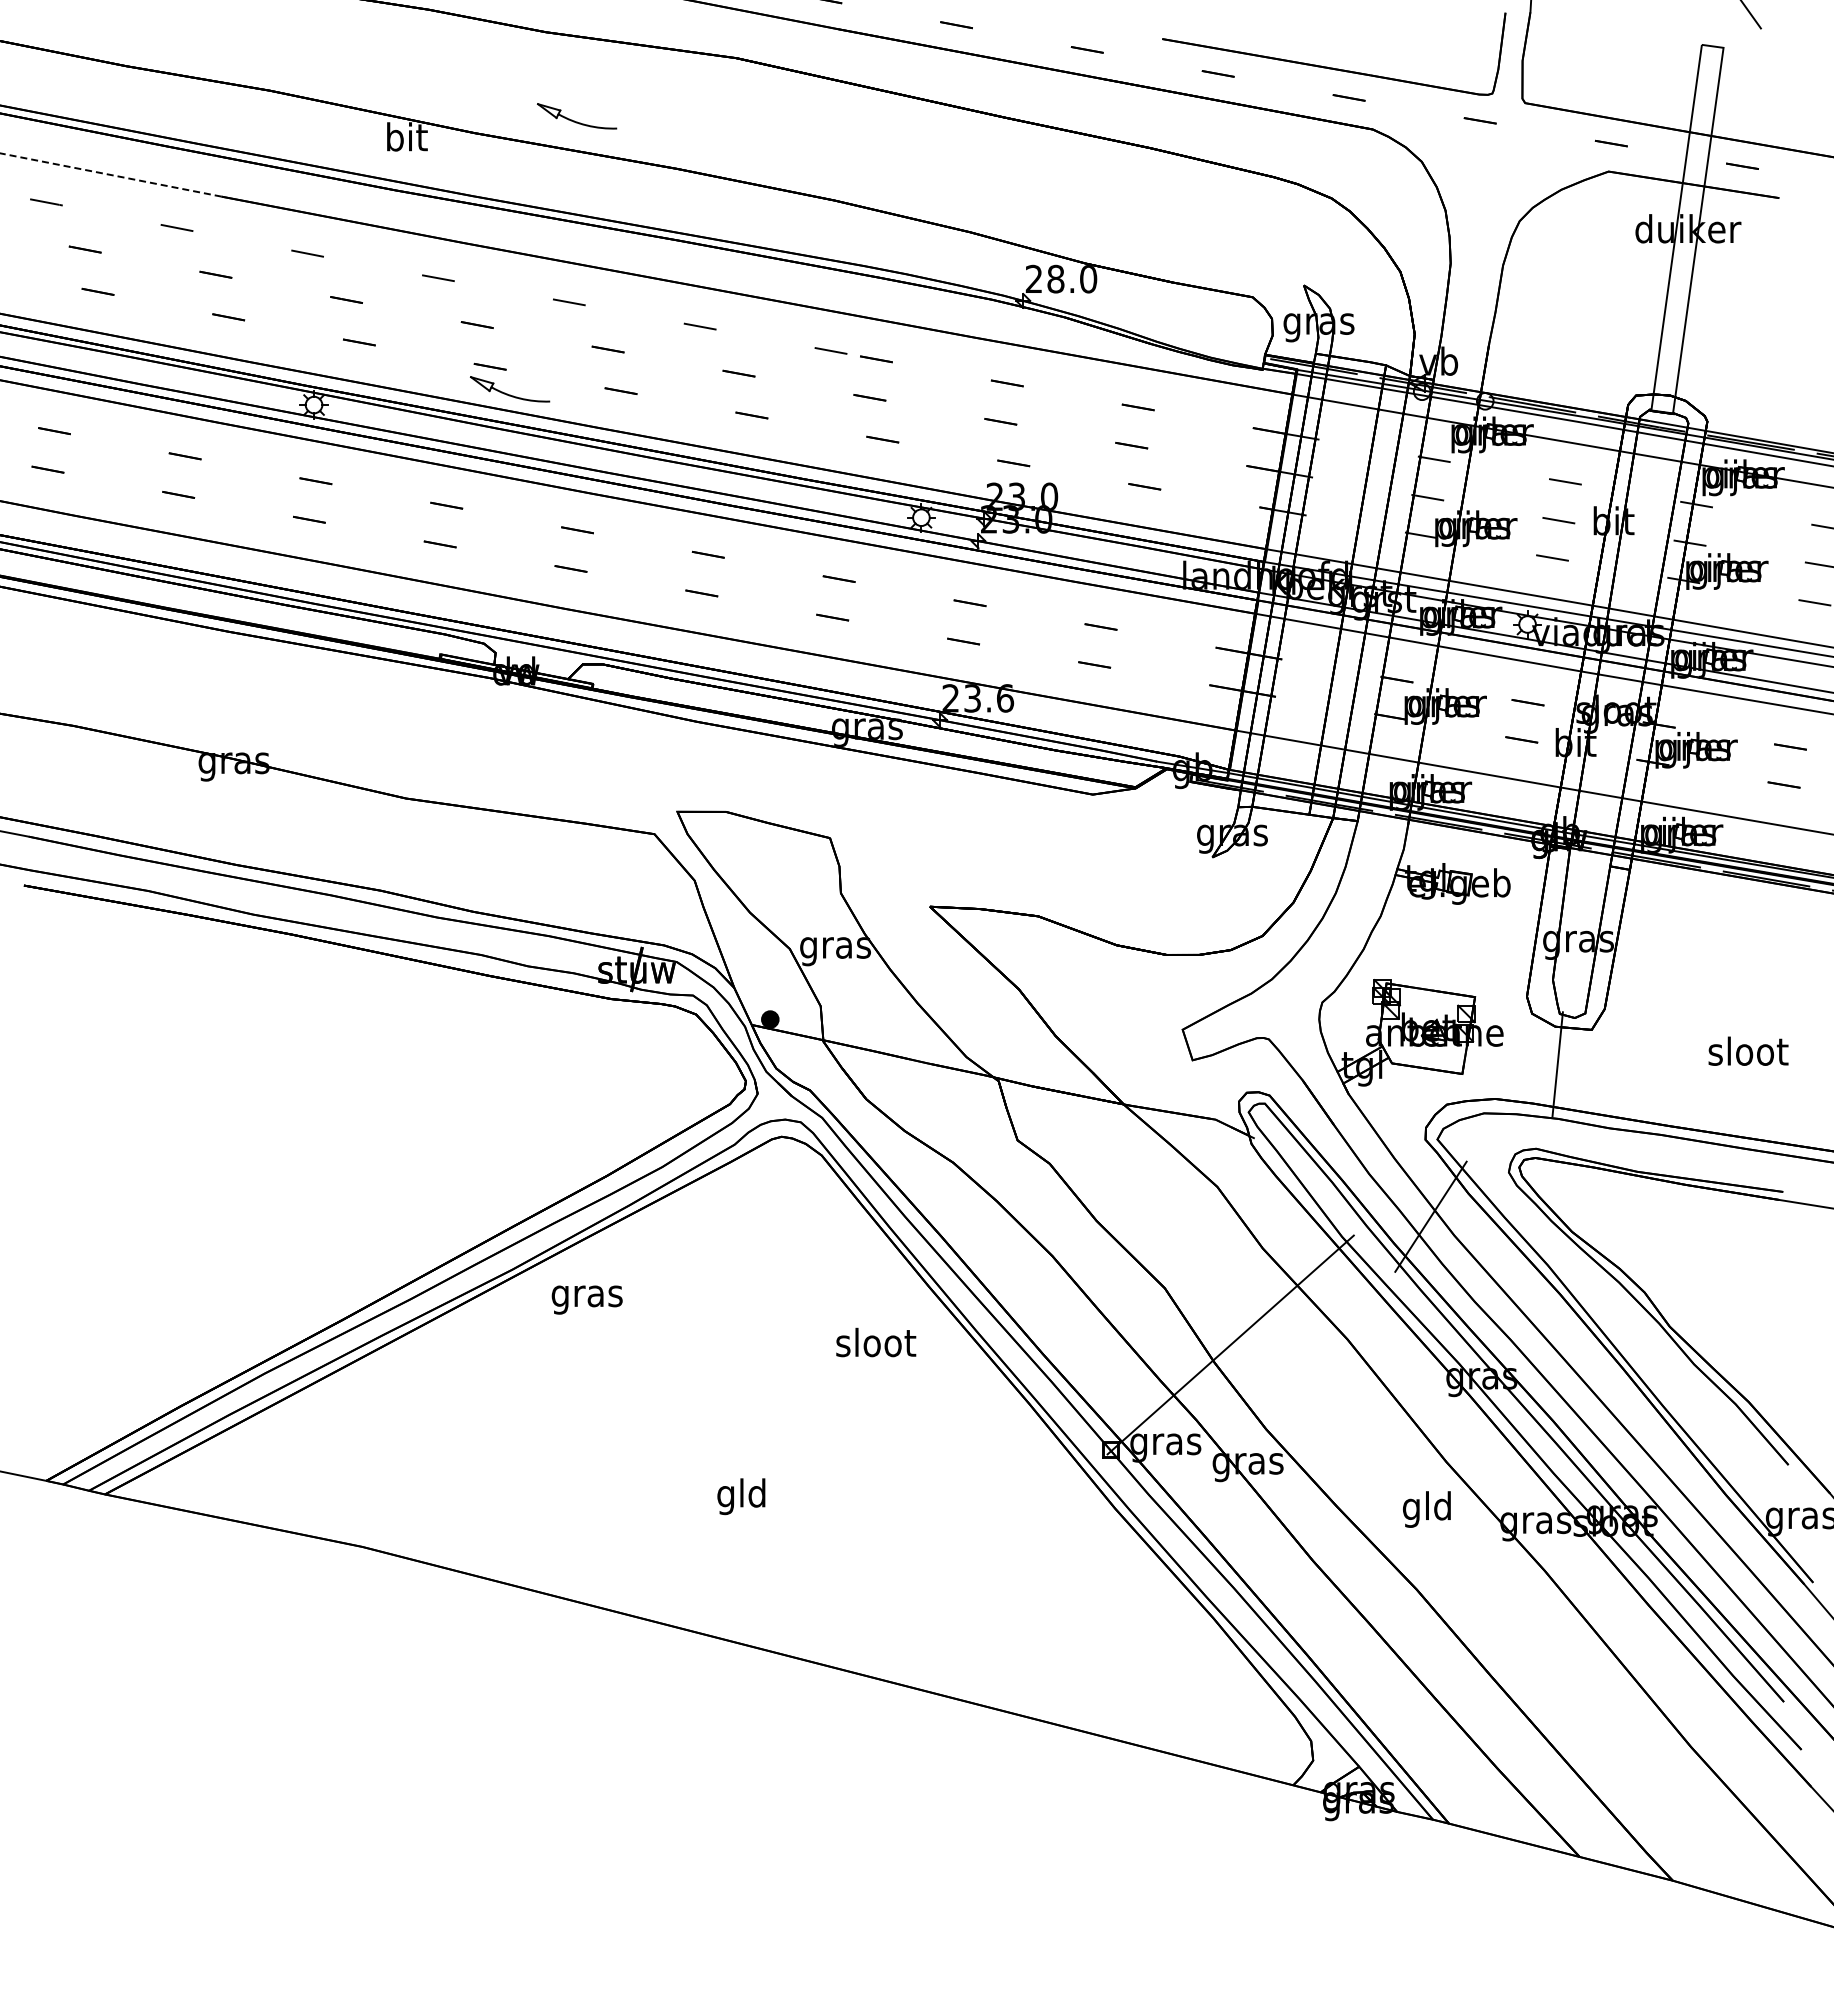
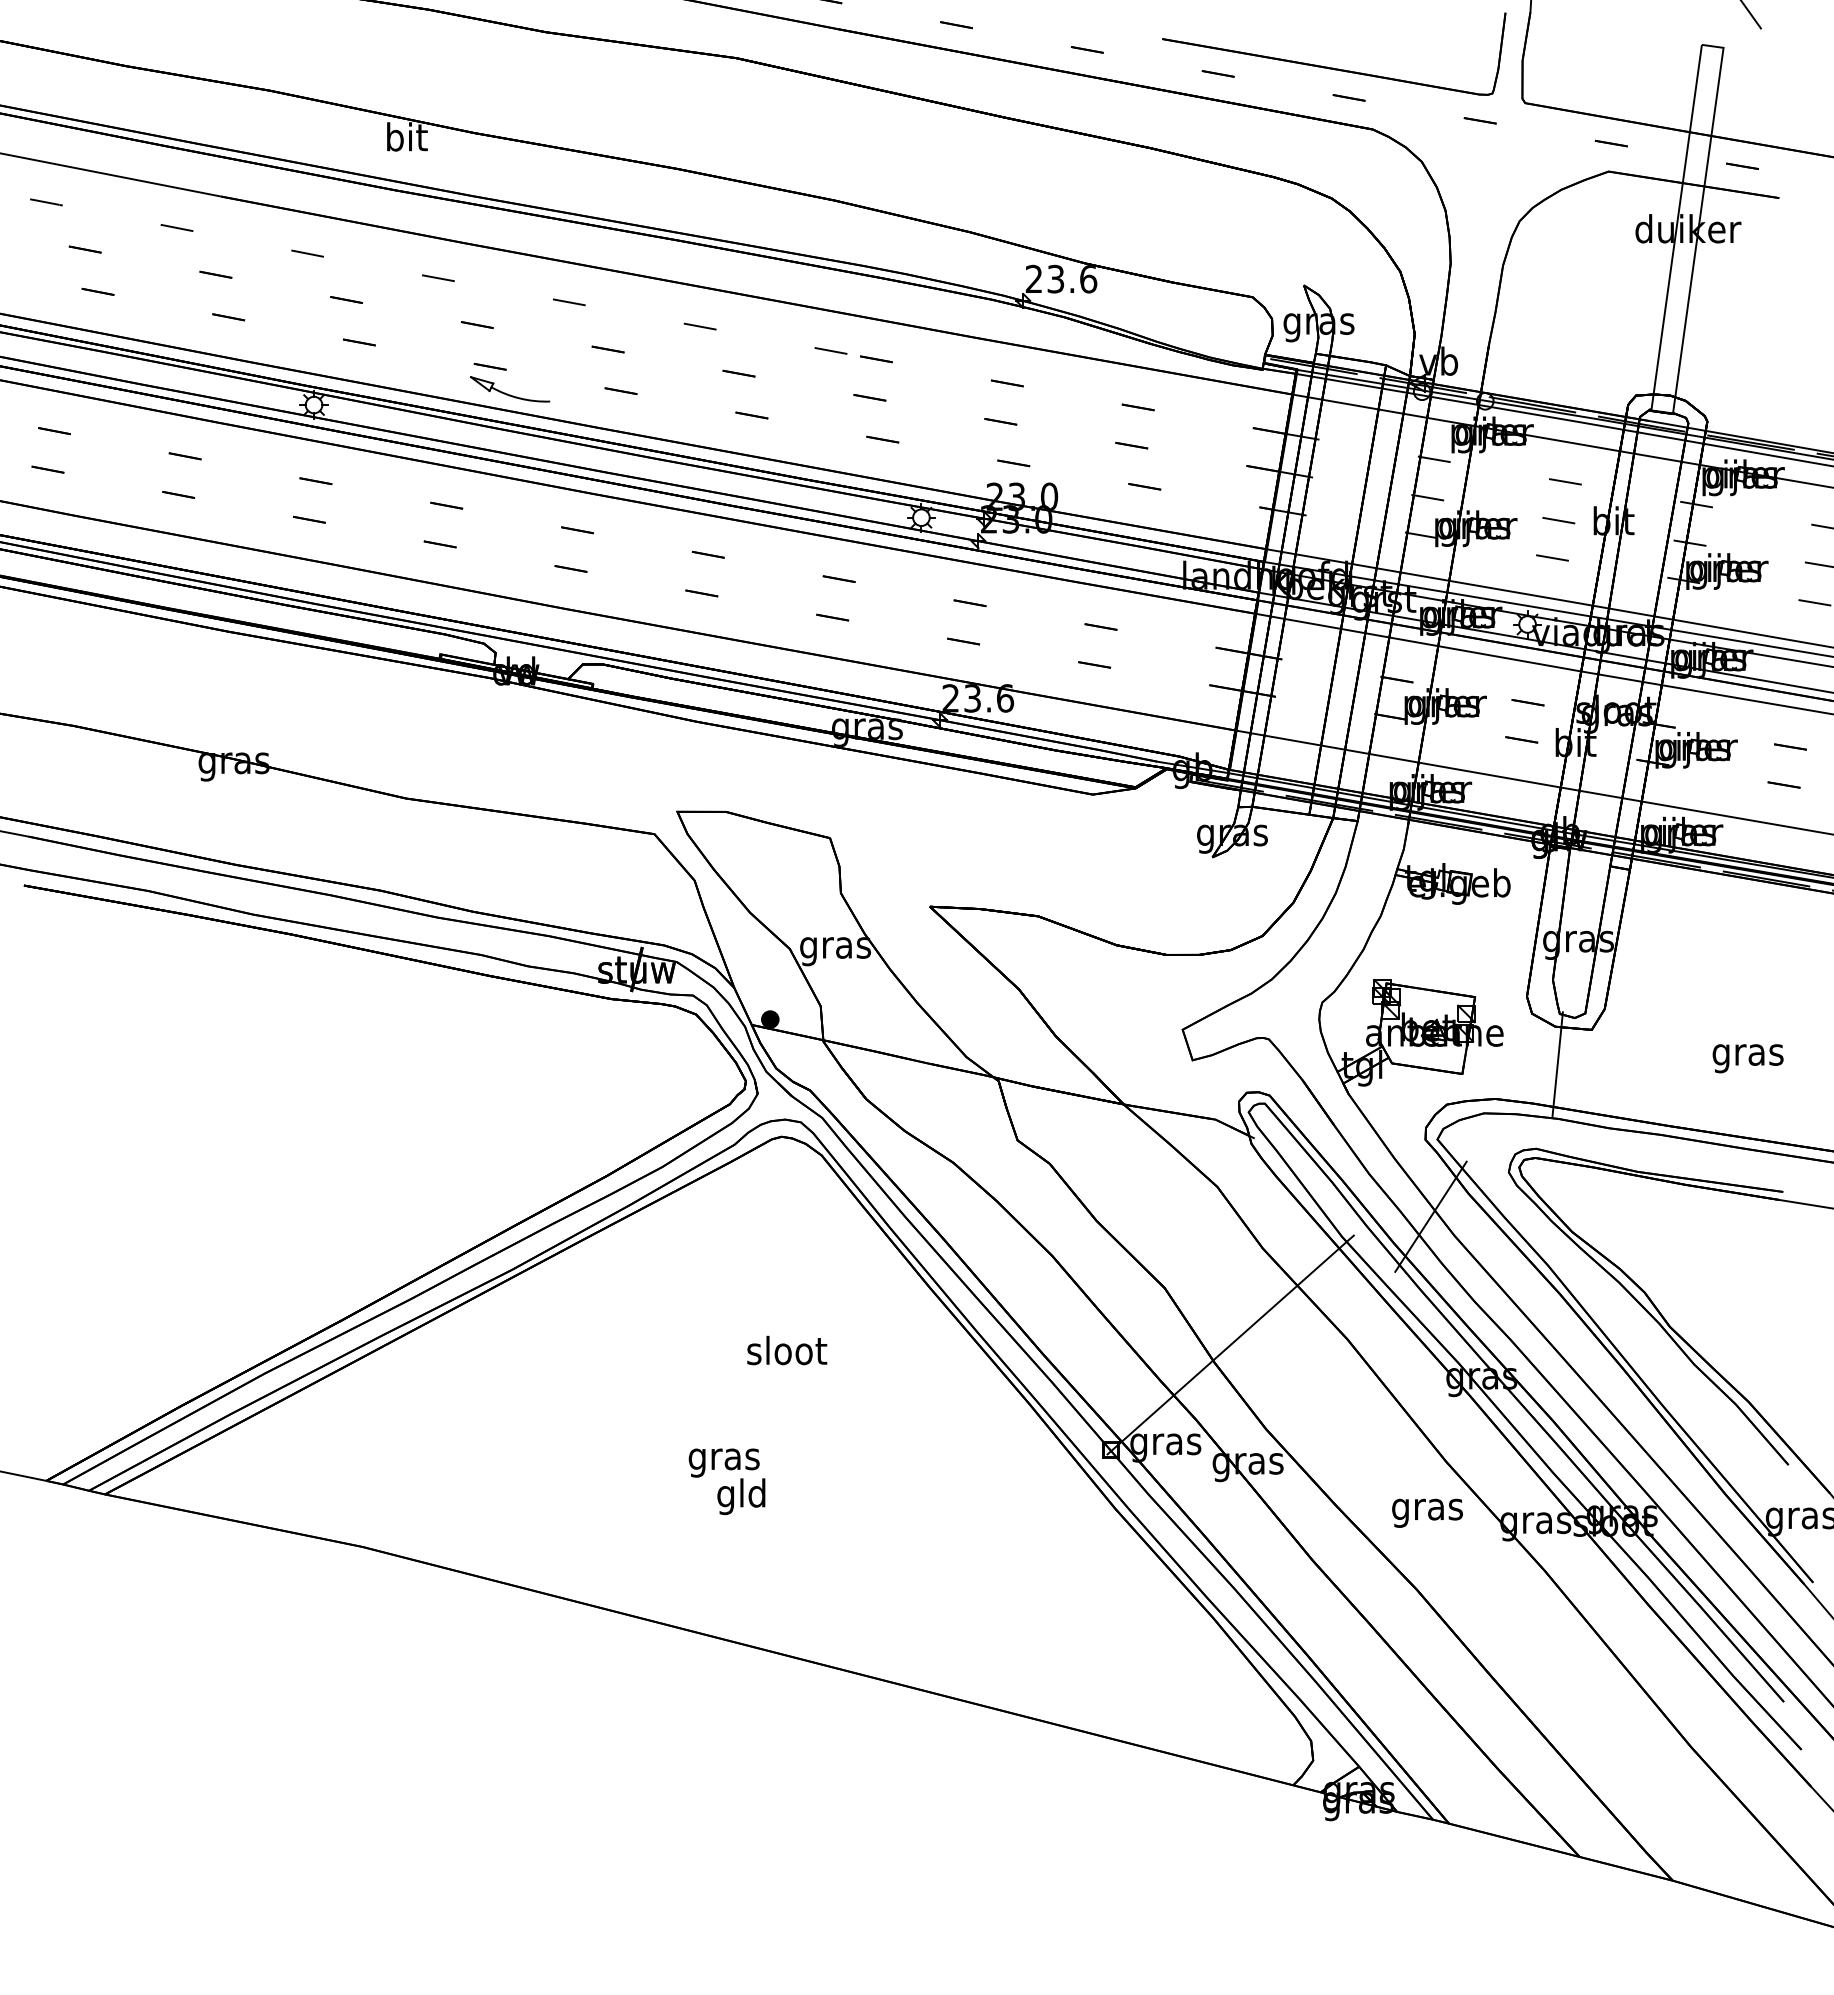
part: present -> none (577, 116)
line: dashed -> solid (110, 175)
text: 28.0 -> 23.6 (1072, 279)
text: sloot -> gras (1748, 1054)
text position: (586, 1299) -> (723, 1462) (723, 1462)
text position: (876, 1342) -> (787, 1350) (787, 1350)
text: gld -> gras (1427, 1509)
